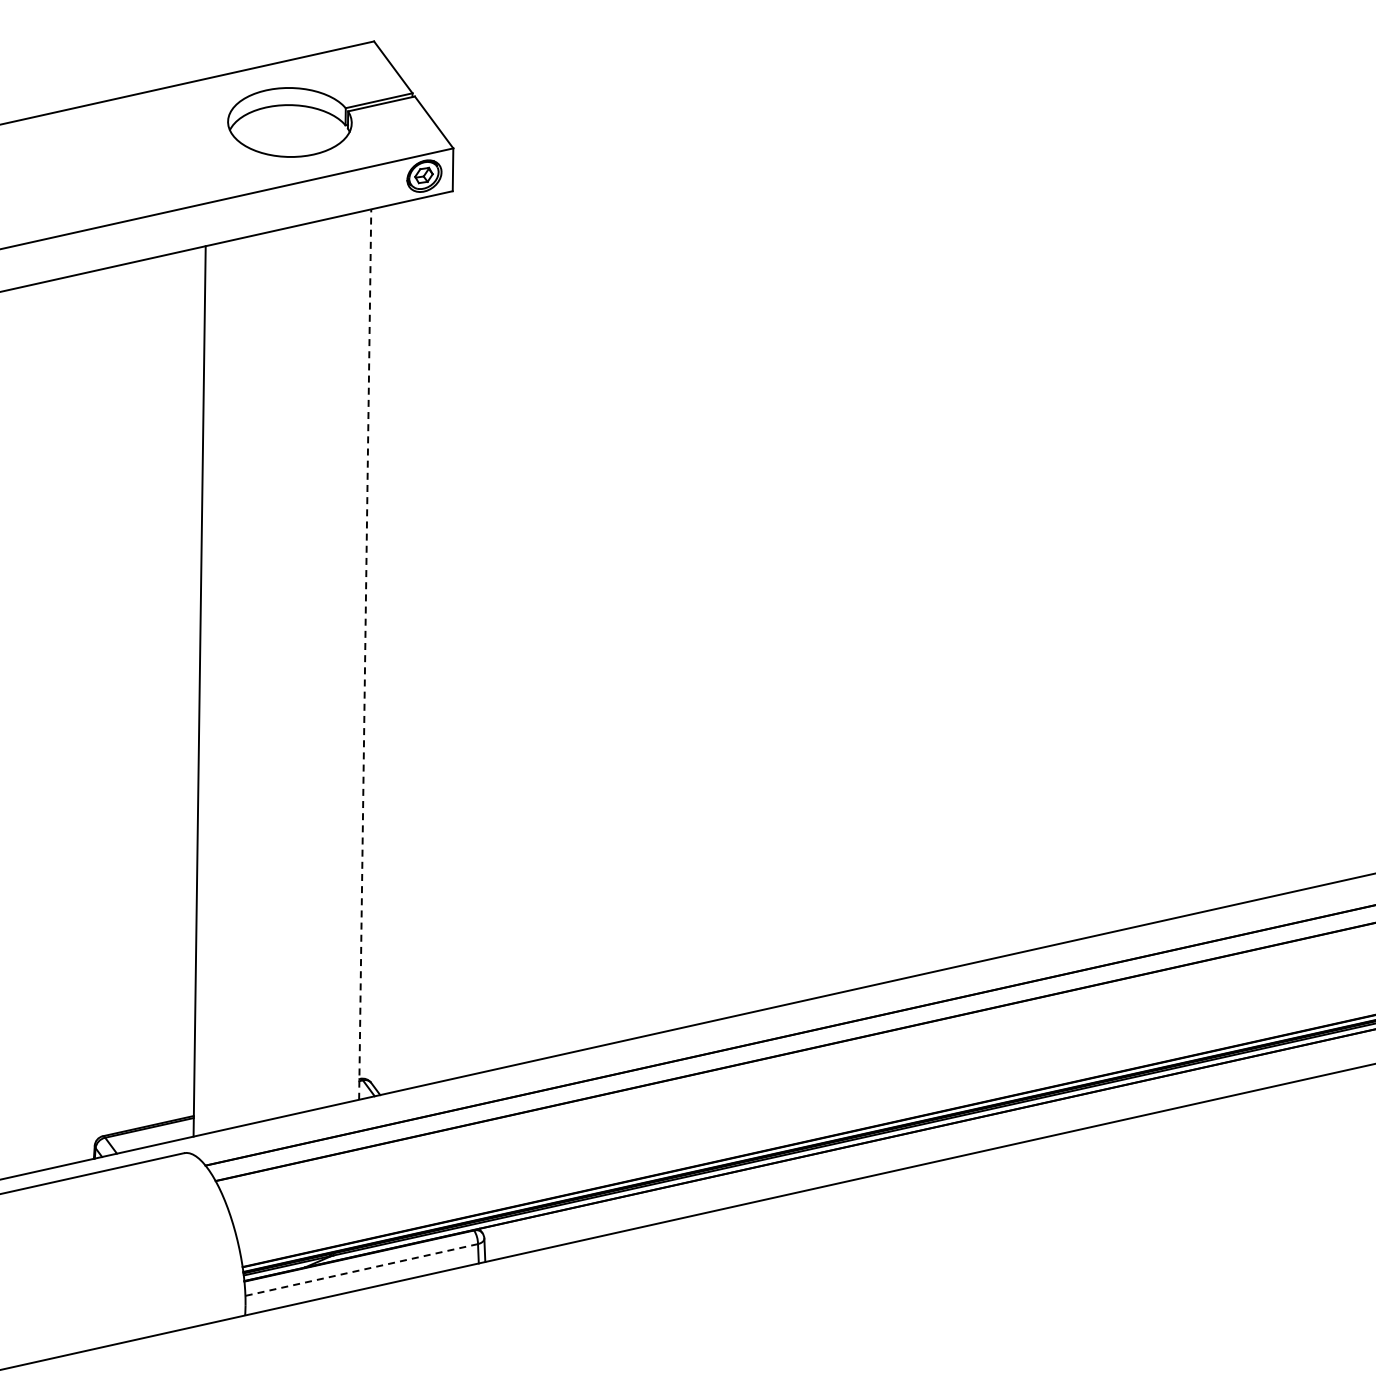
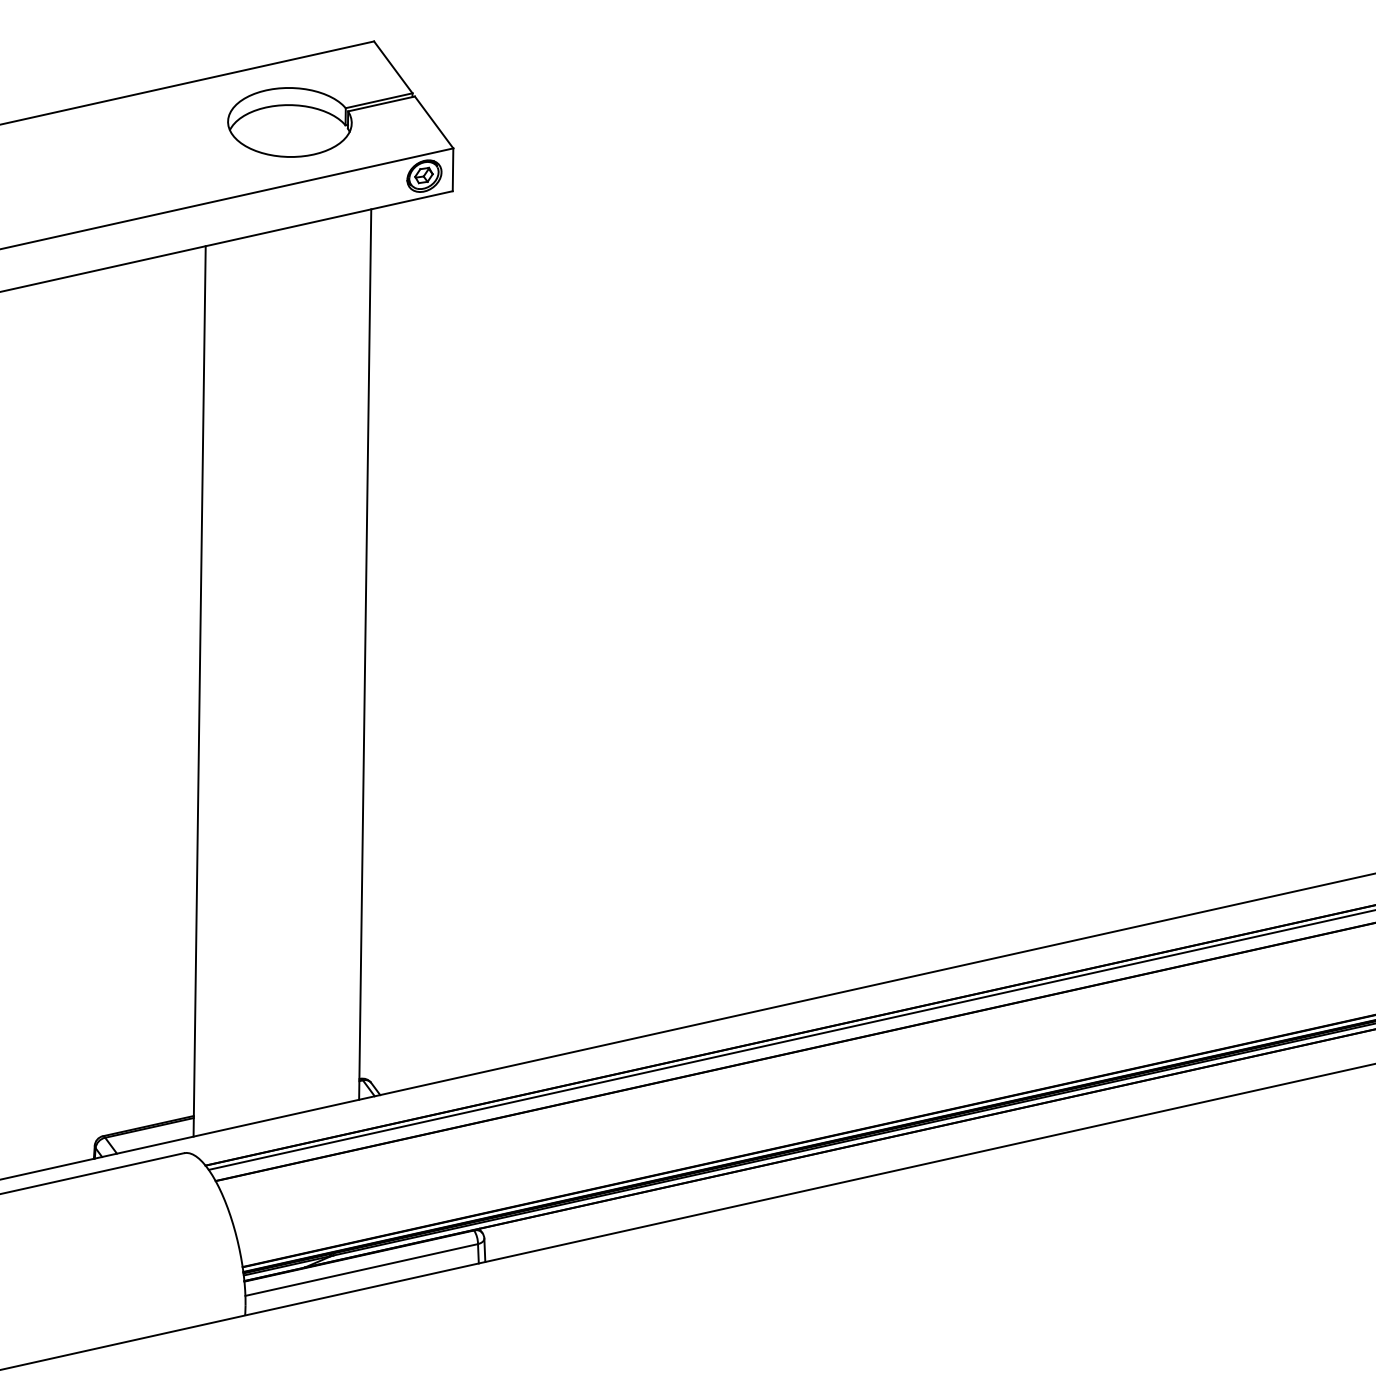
line: dashed -> solid (365, 654)
line: none -> present (790, 1039)
line: dashed -> solid (361, 1270)
